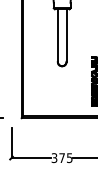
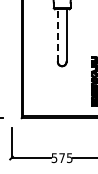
line: solid -> dashed (57, 35)
text: 375 -> 575 (54, 157)
